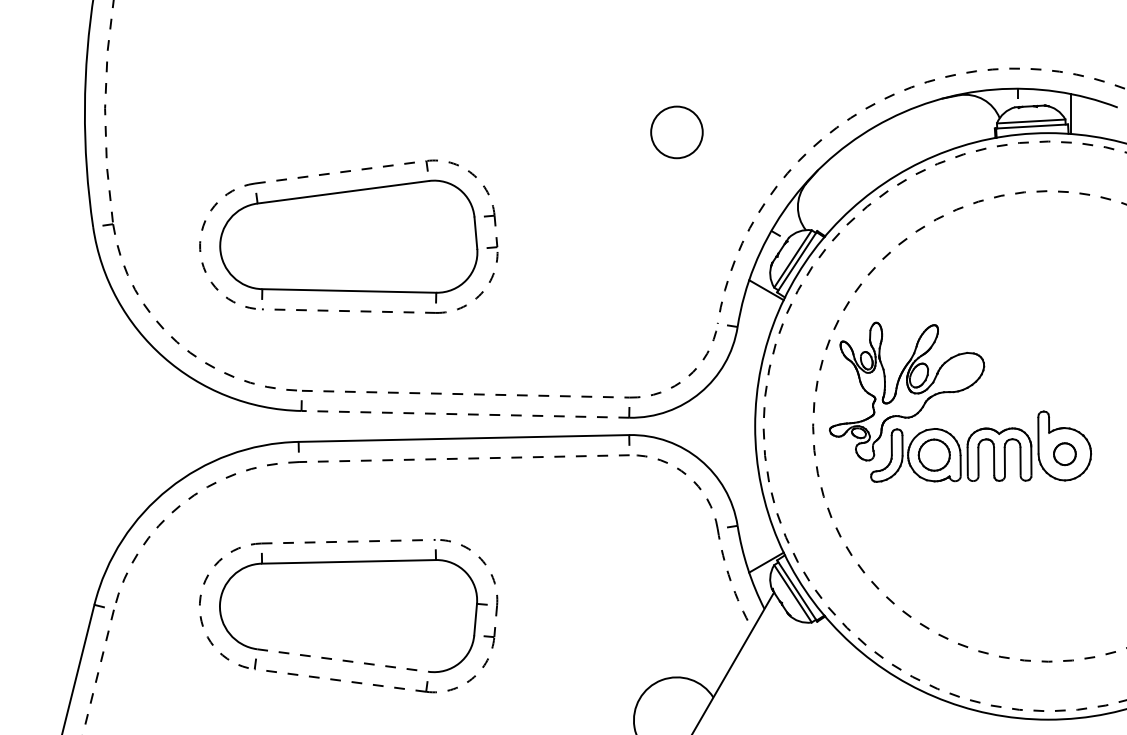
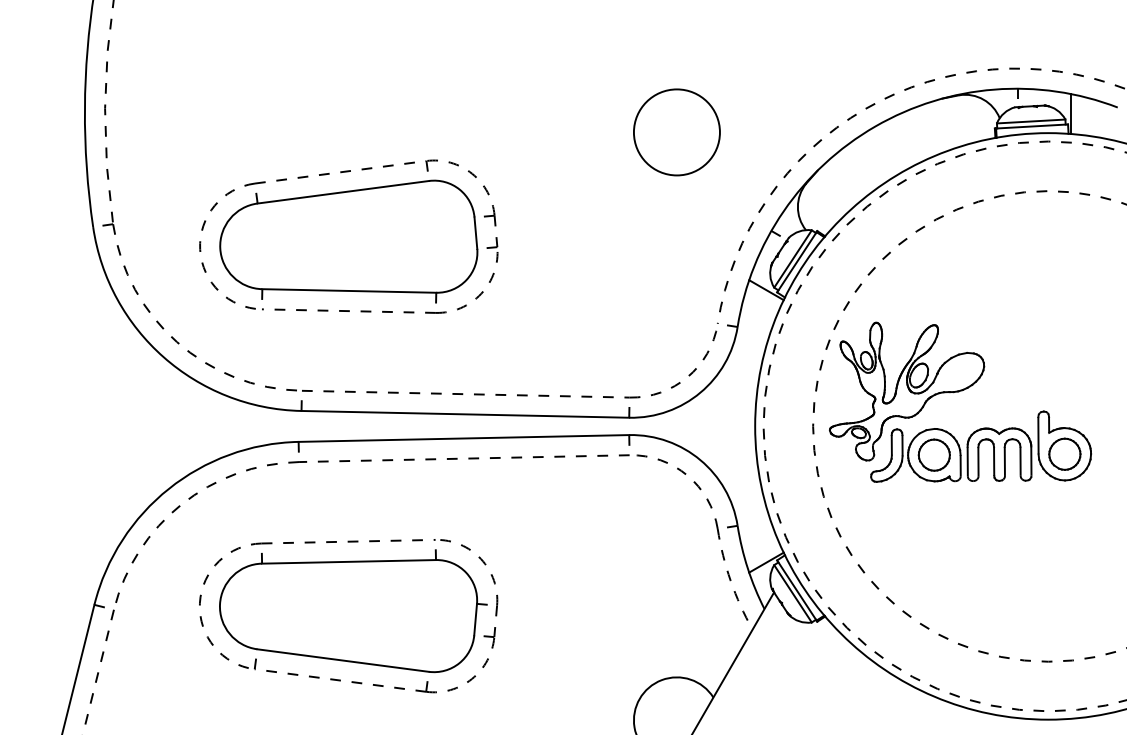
circle diameter: 52 px -> 86 px (676, 132)
line: dashed -> solid (465, 414)
part size: 24x25 px -> 34x34 px (1064, 453)
line: dashed -> solid (343, 660)
